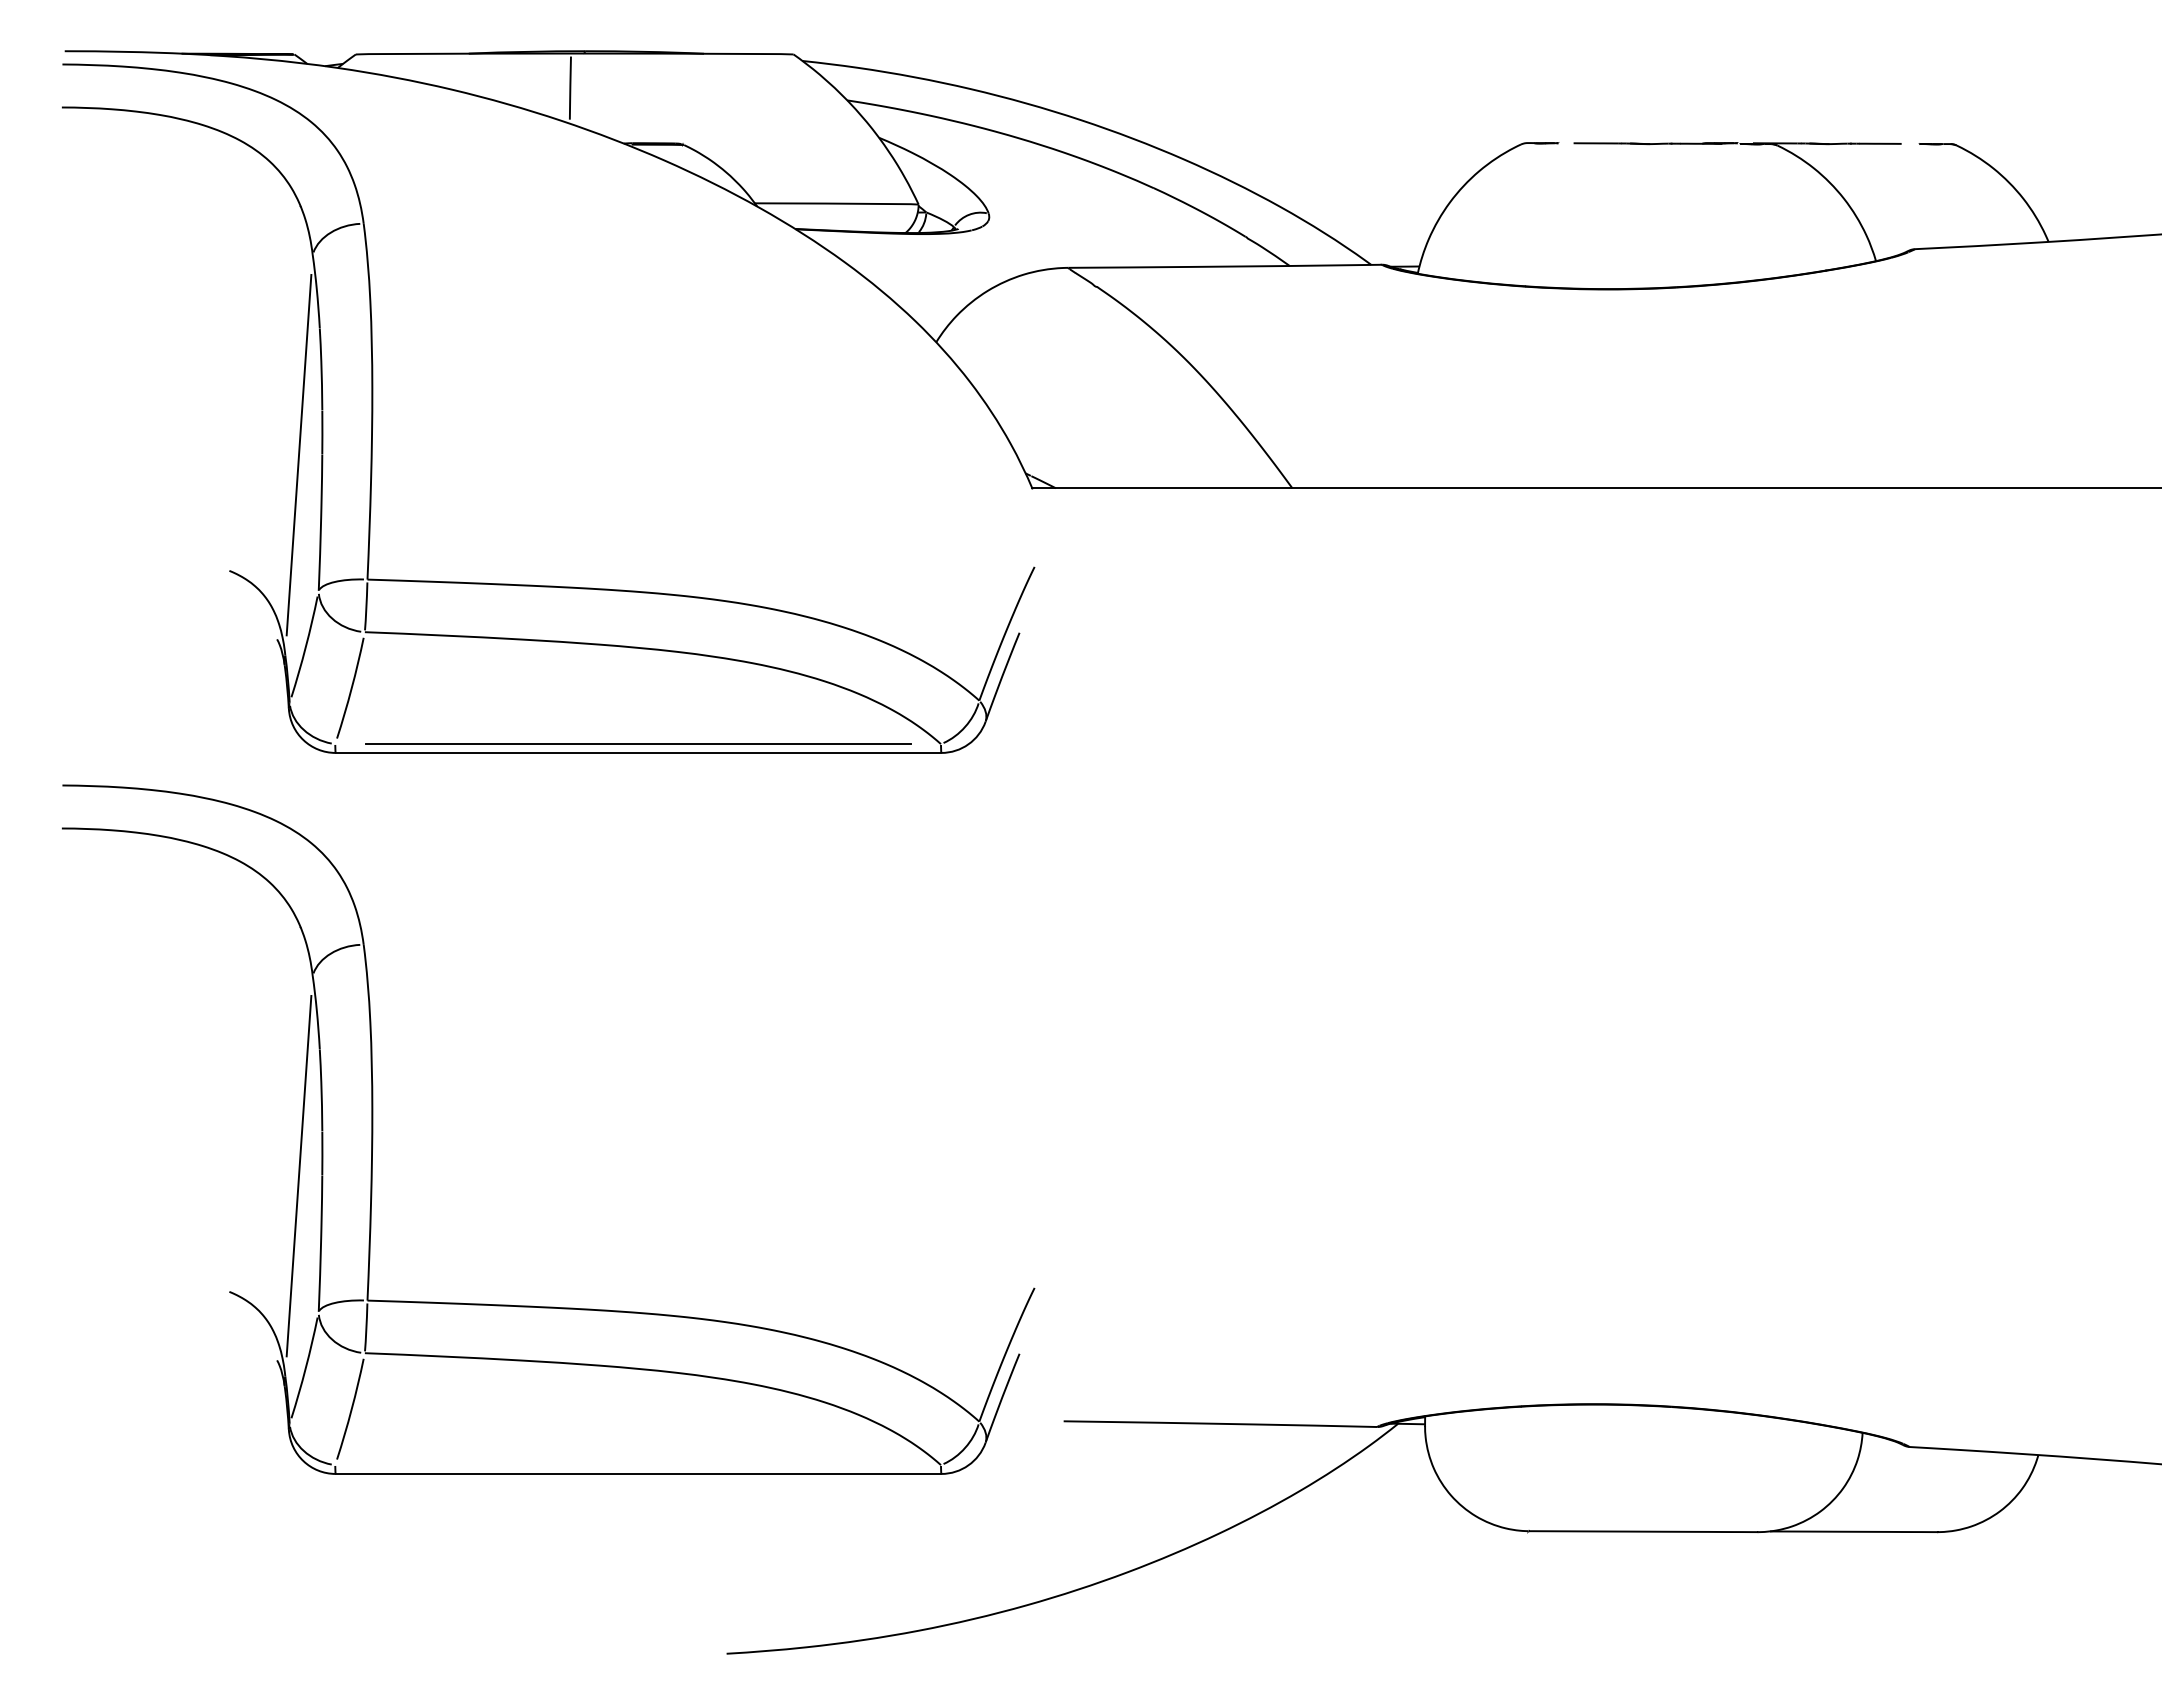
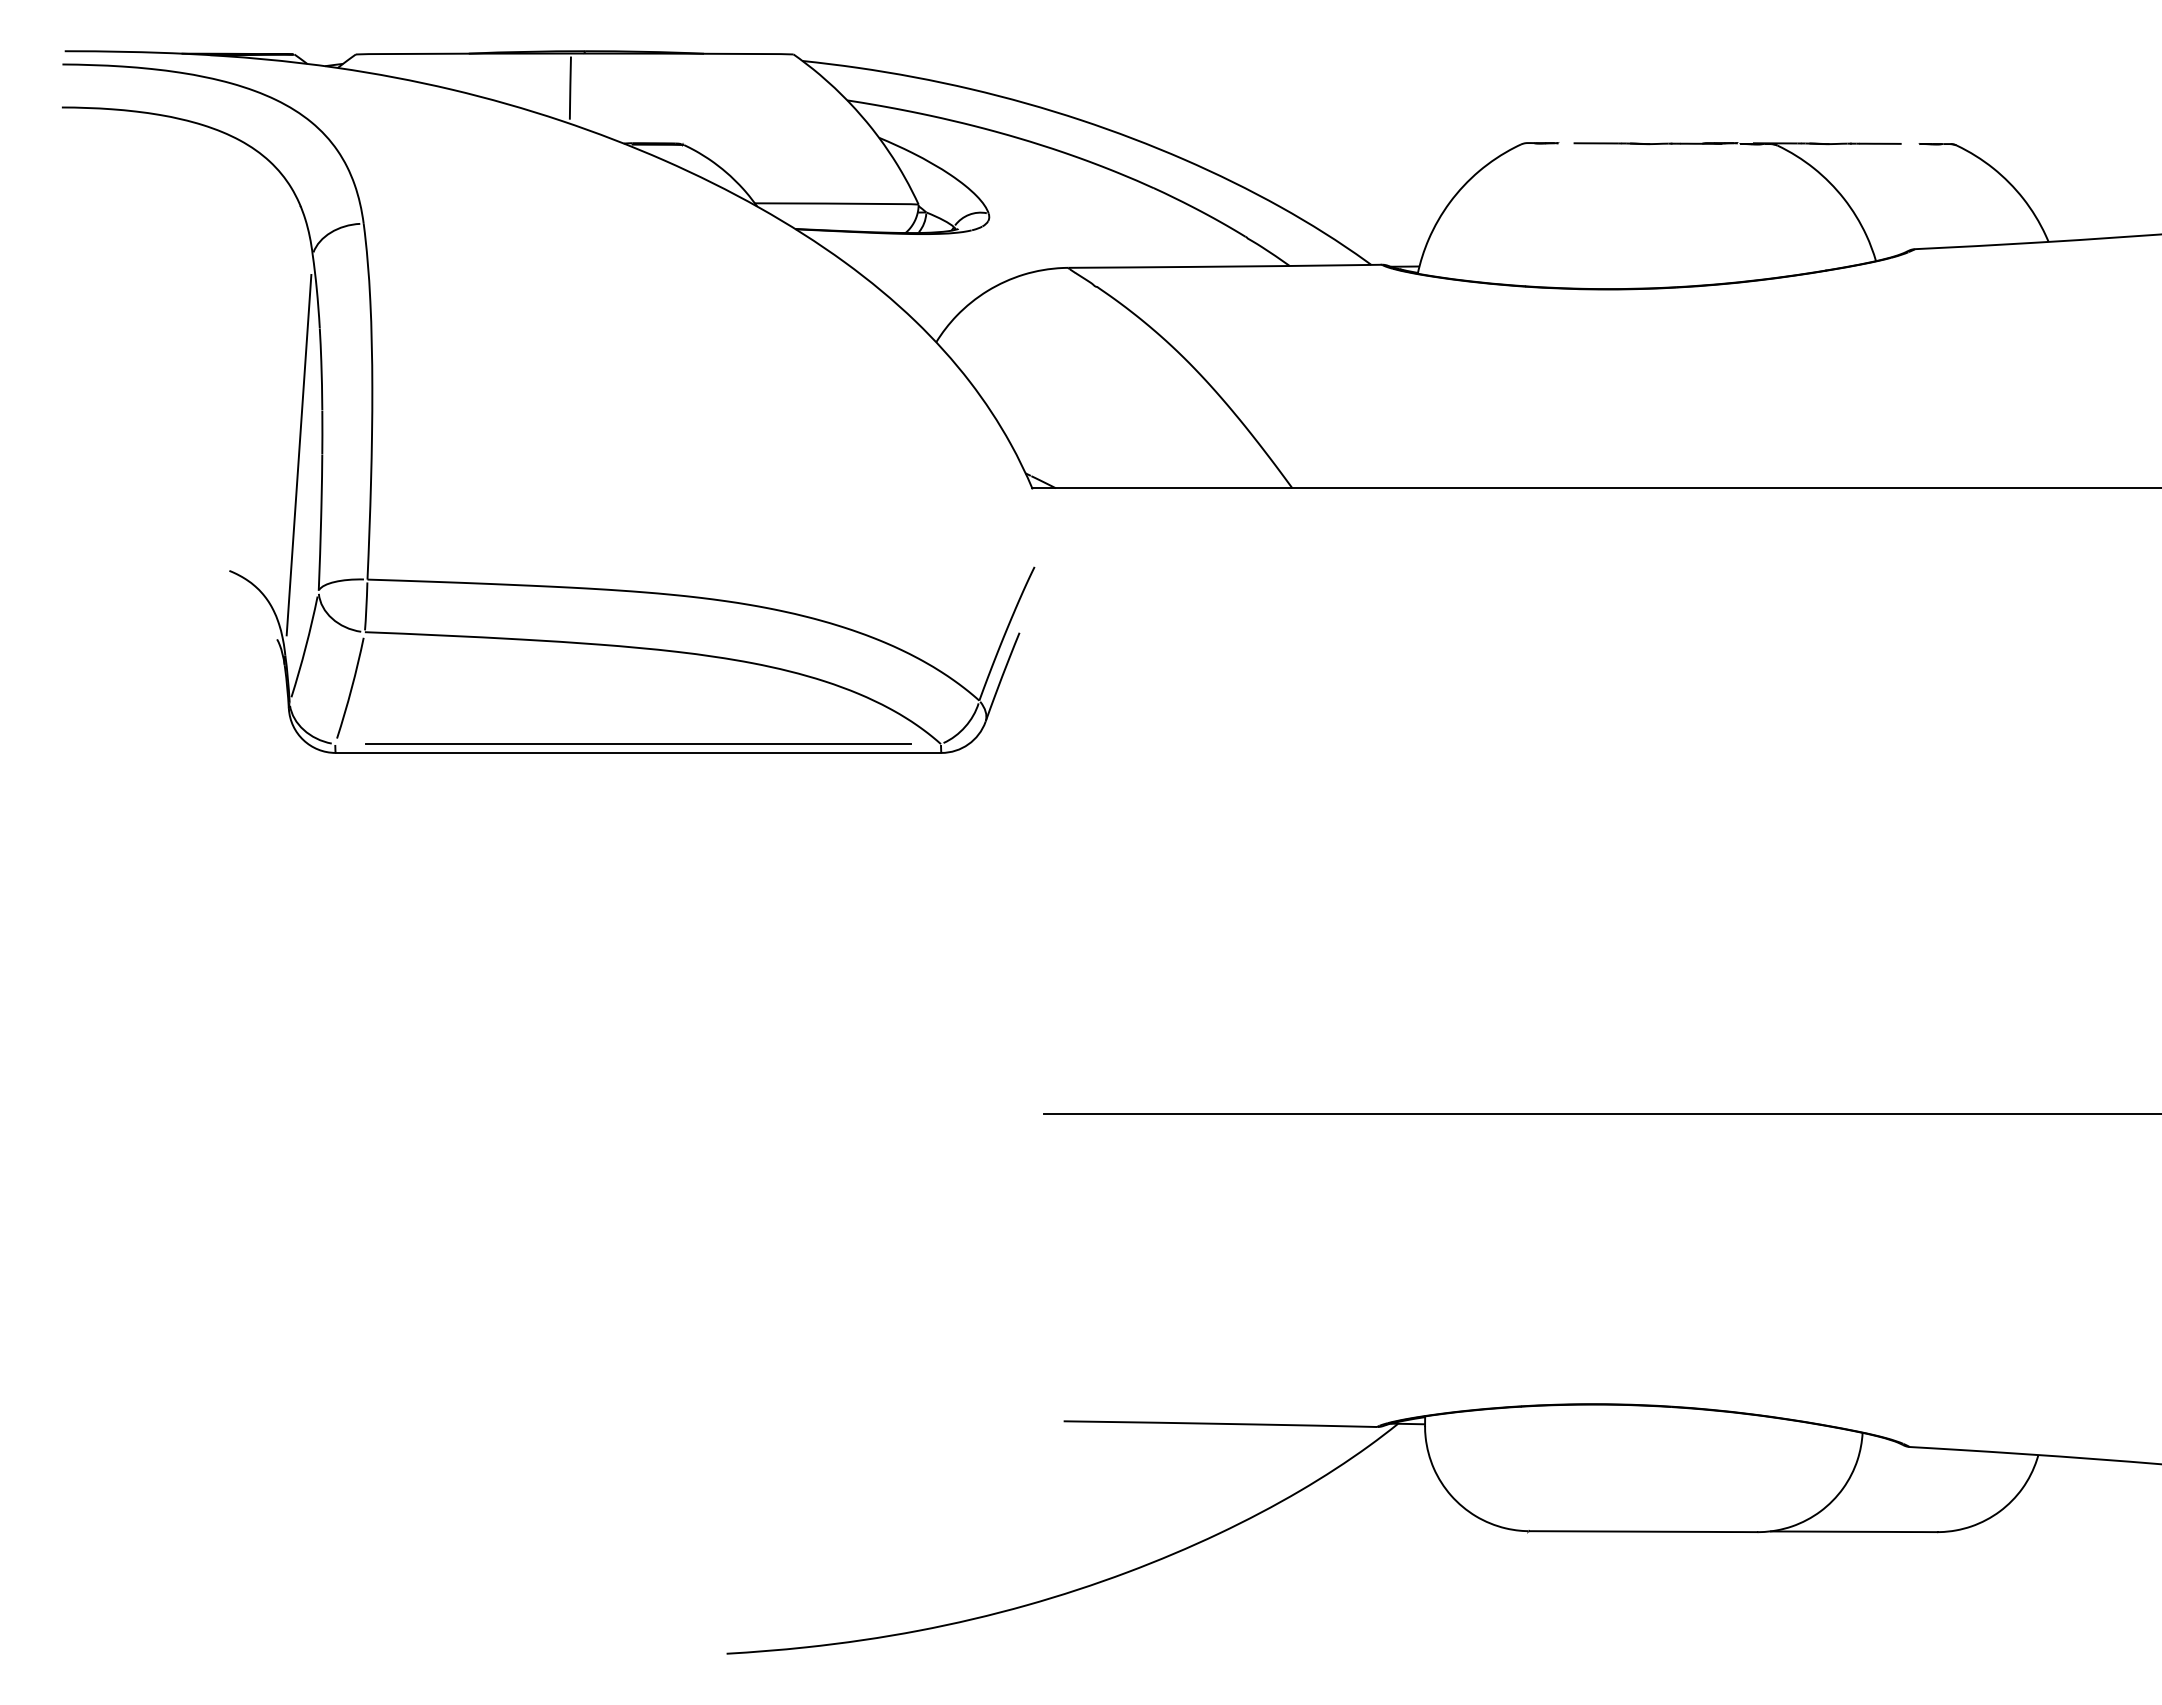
line: none -> present (1600, 1113)
part: present -> none (373, 1129)
